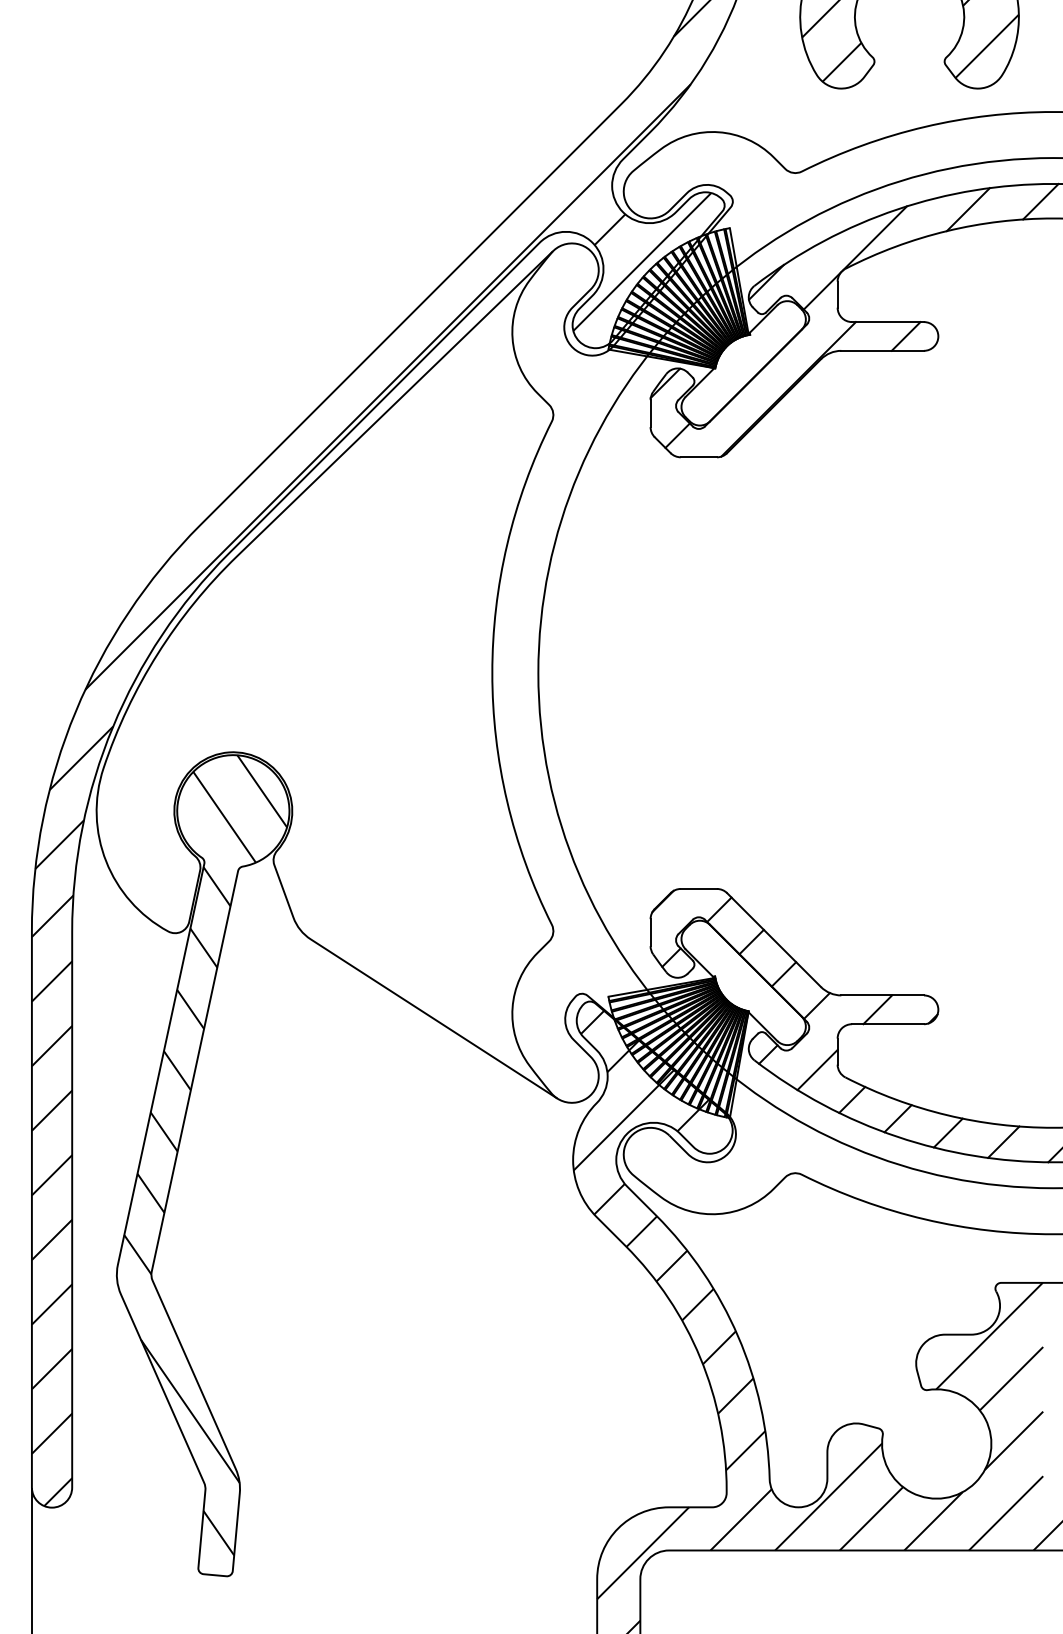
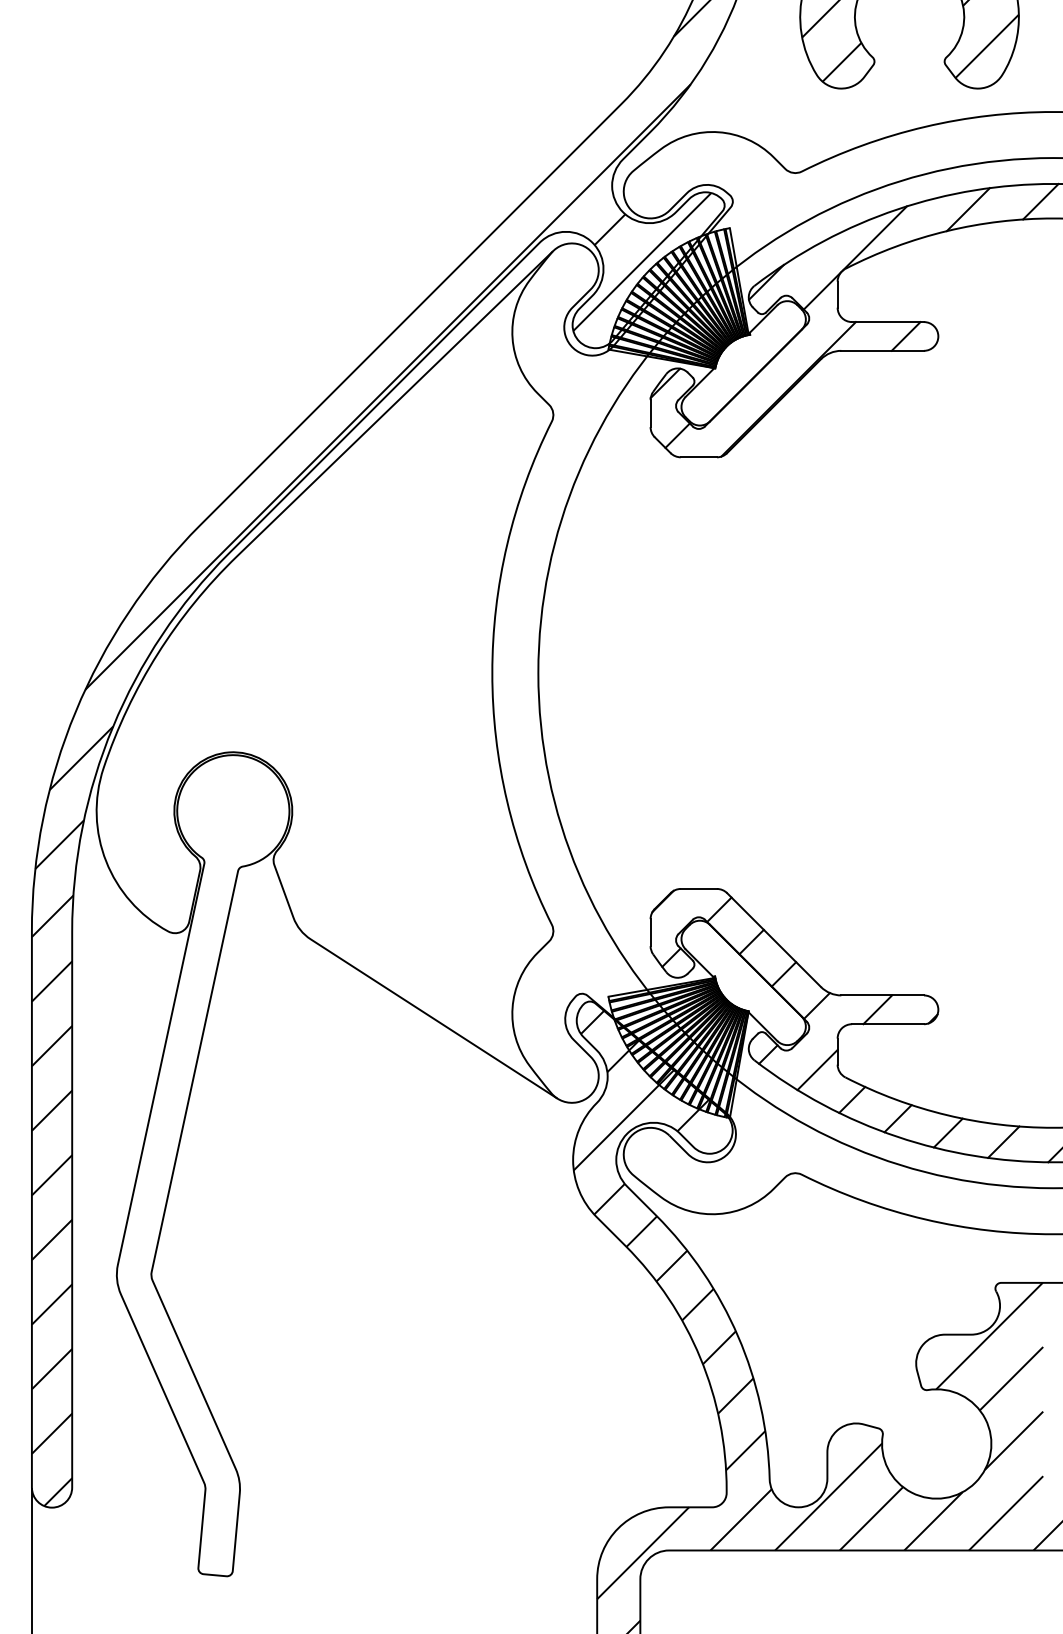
hatch: present -> none (205, 1155)
